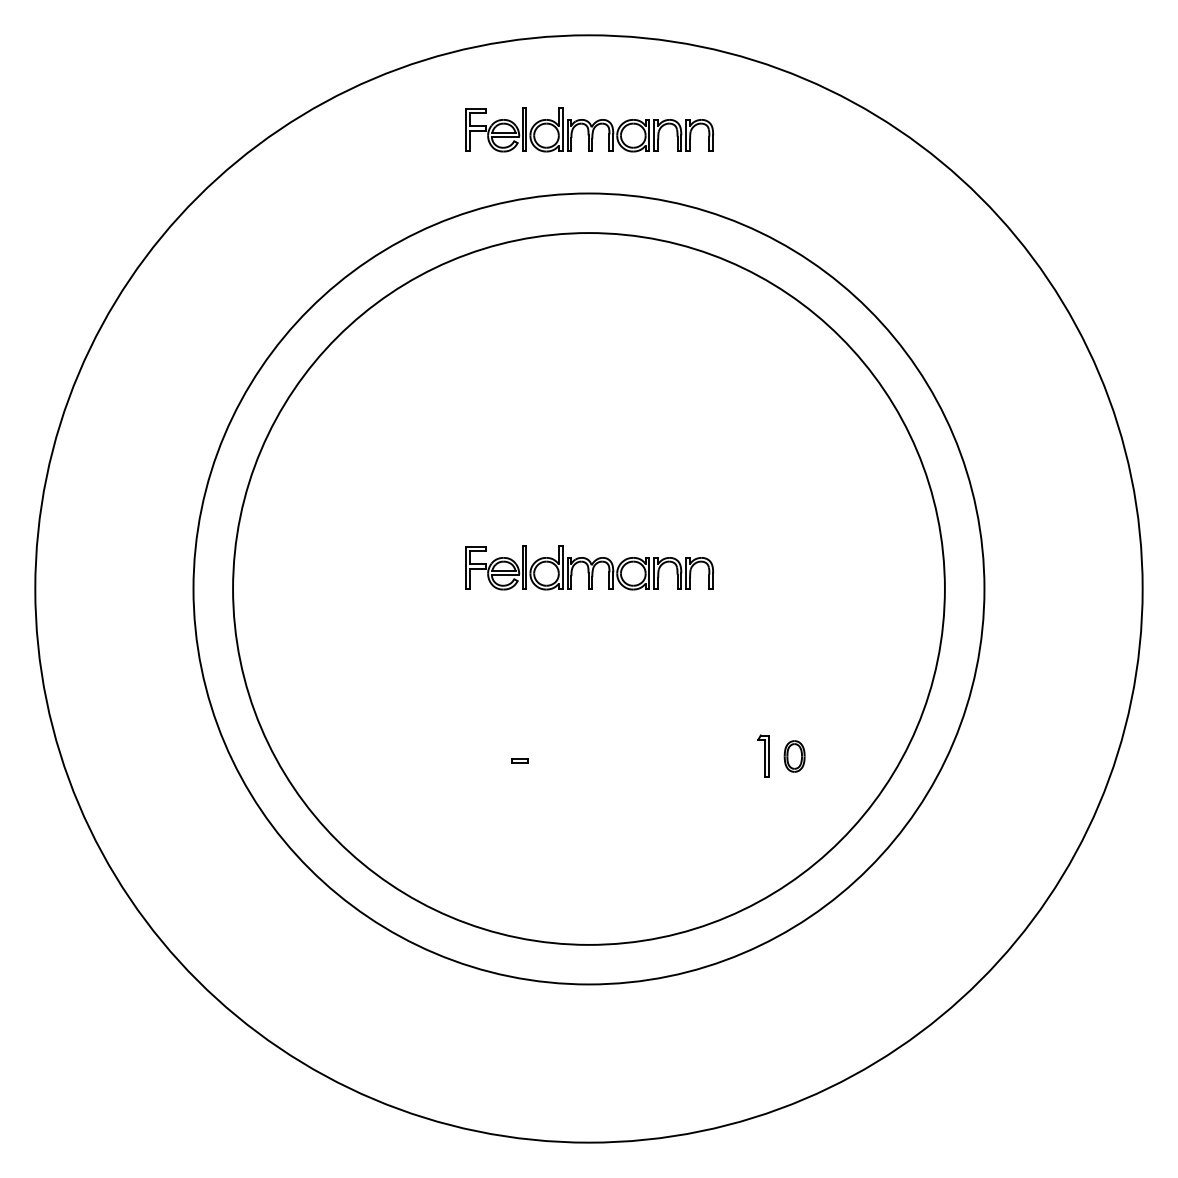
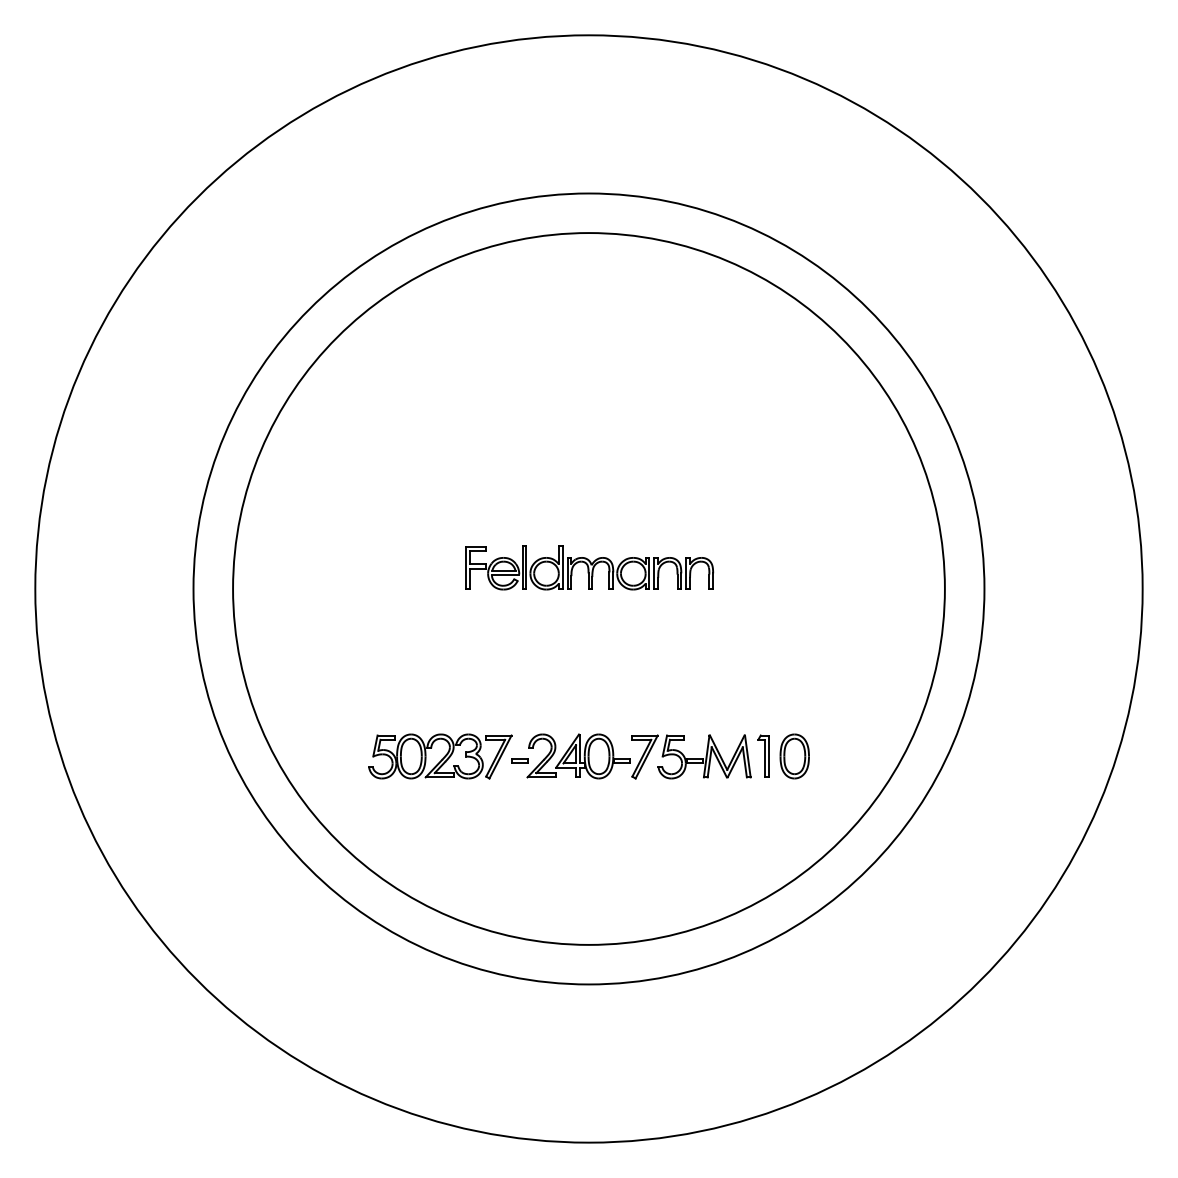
part: present -> none (589, 129)
part: none -> present (440, 756)
part: none -> present (638, 756)
part size: 23x33 px -> 31x47 px (794, 756)
